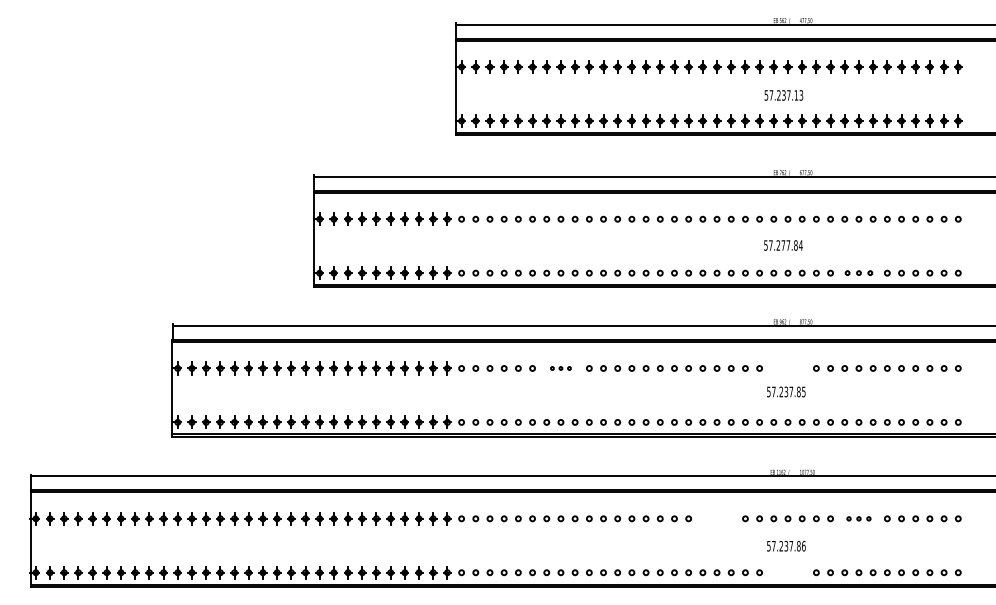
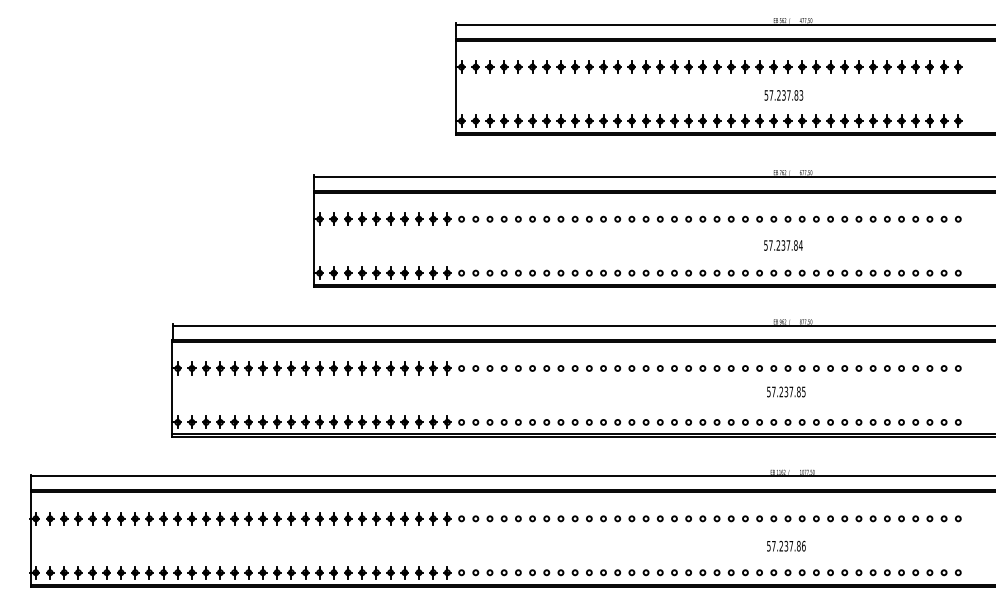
text: 57.237.13 -> 57.237.83 (796, 95)
text: 57.277.84 -> 57.237.84 (783, 245)
part size: 30x6 px -> 36x8 px (858, 272)
part size: 22x5 px -> 36x7 px (560, 368)
part: none -> present (787, 368)
part: none -> present (716, 518)
part size: 26x6 px -> 36x8 px (858, 518)
part: none -> present (787, 572)
